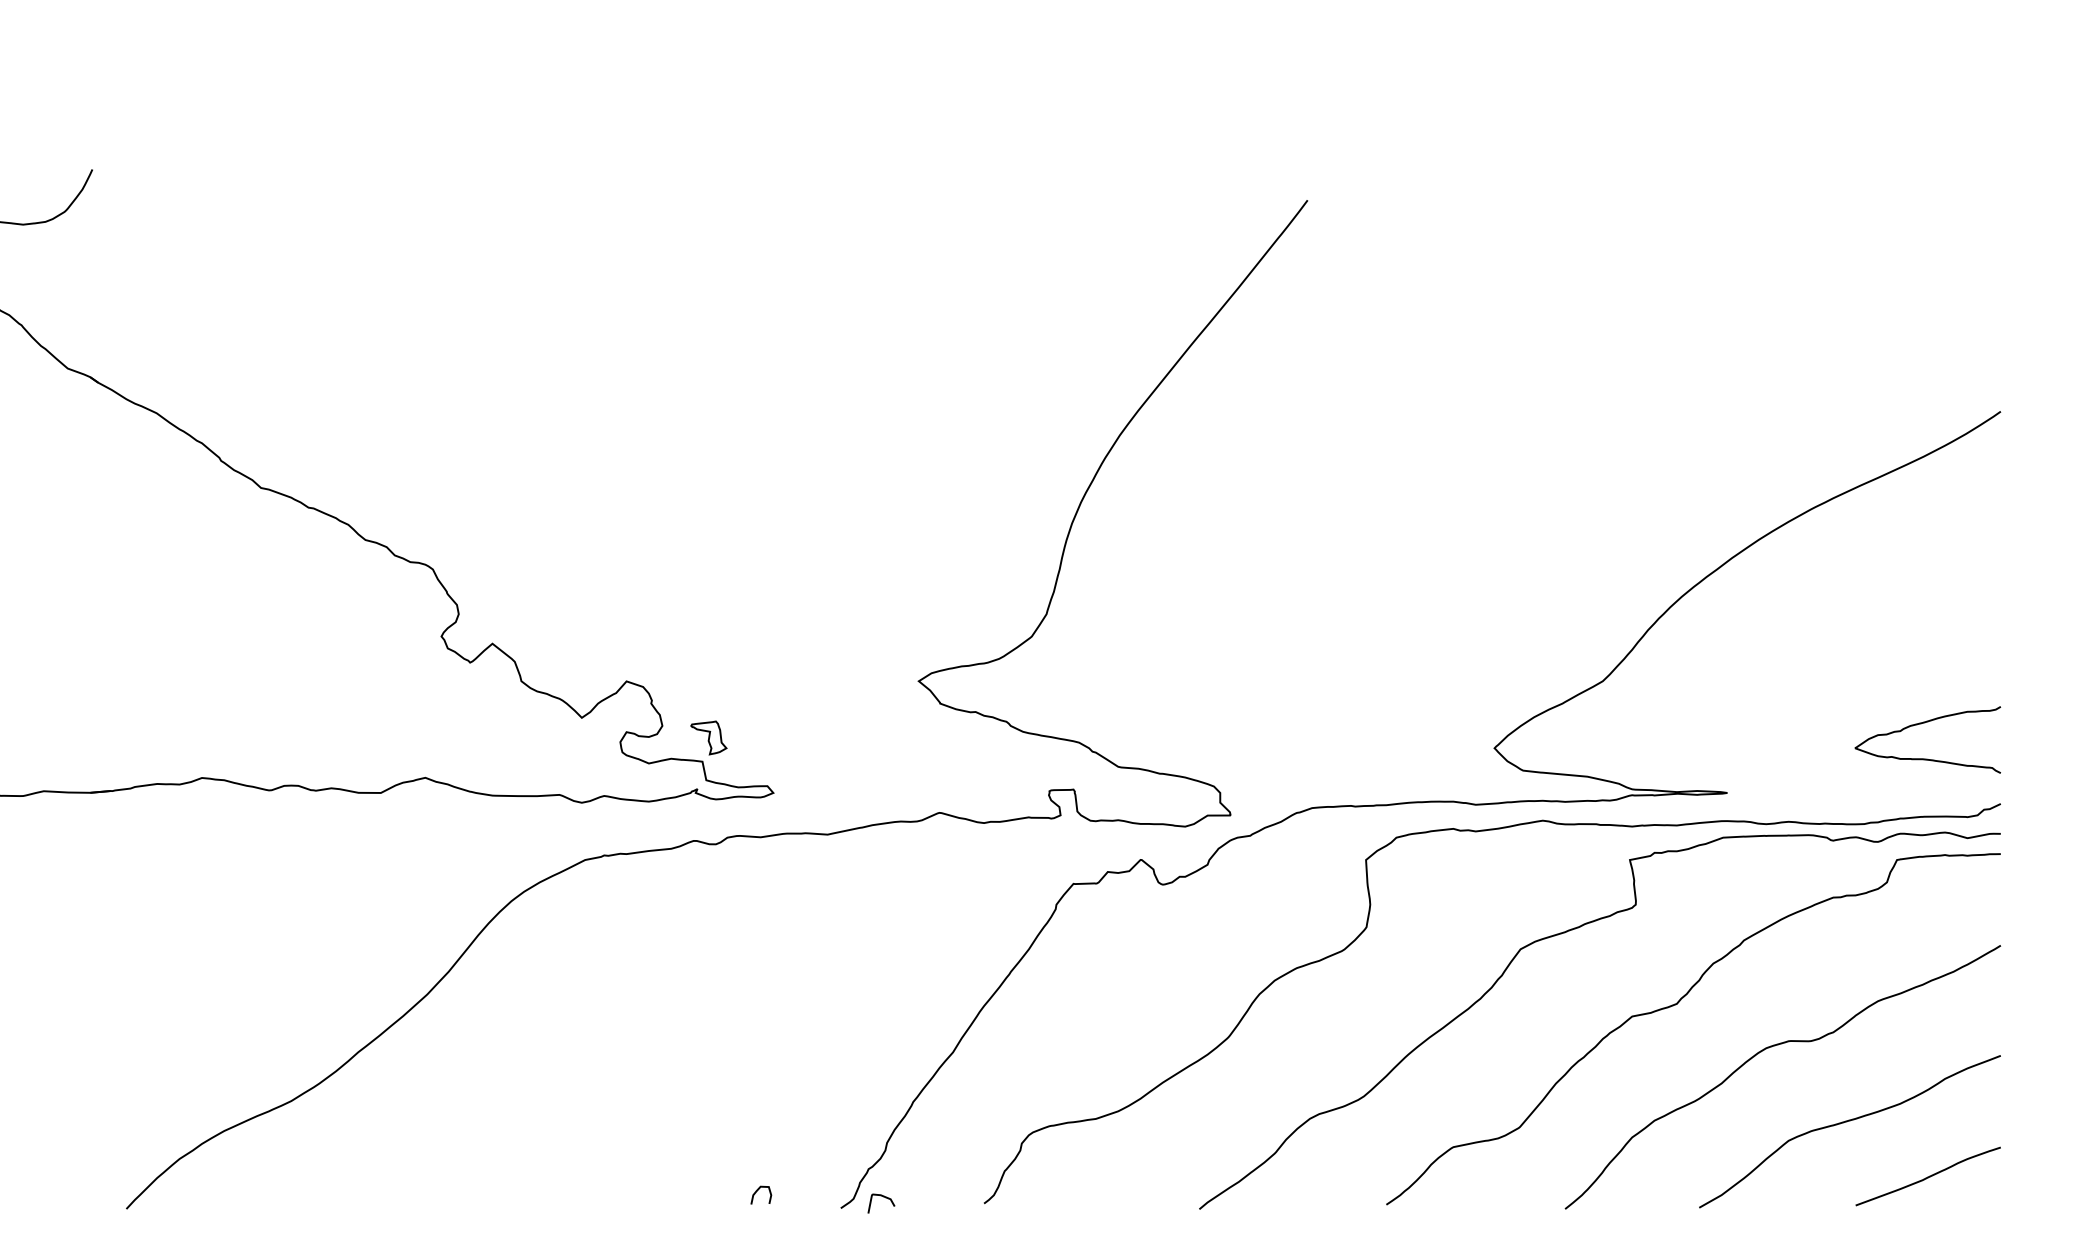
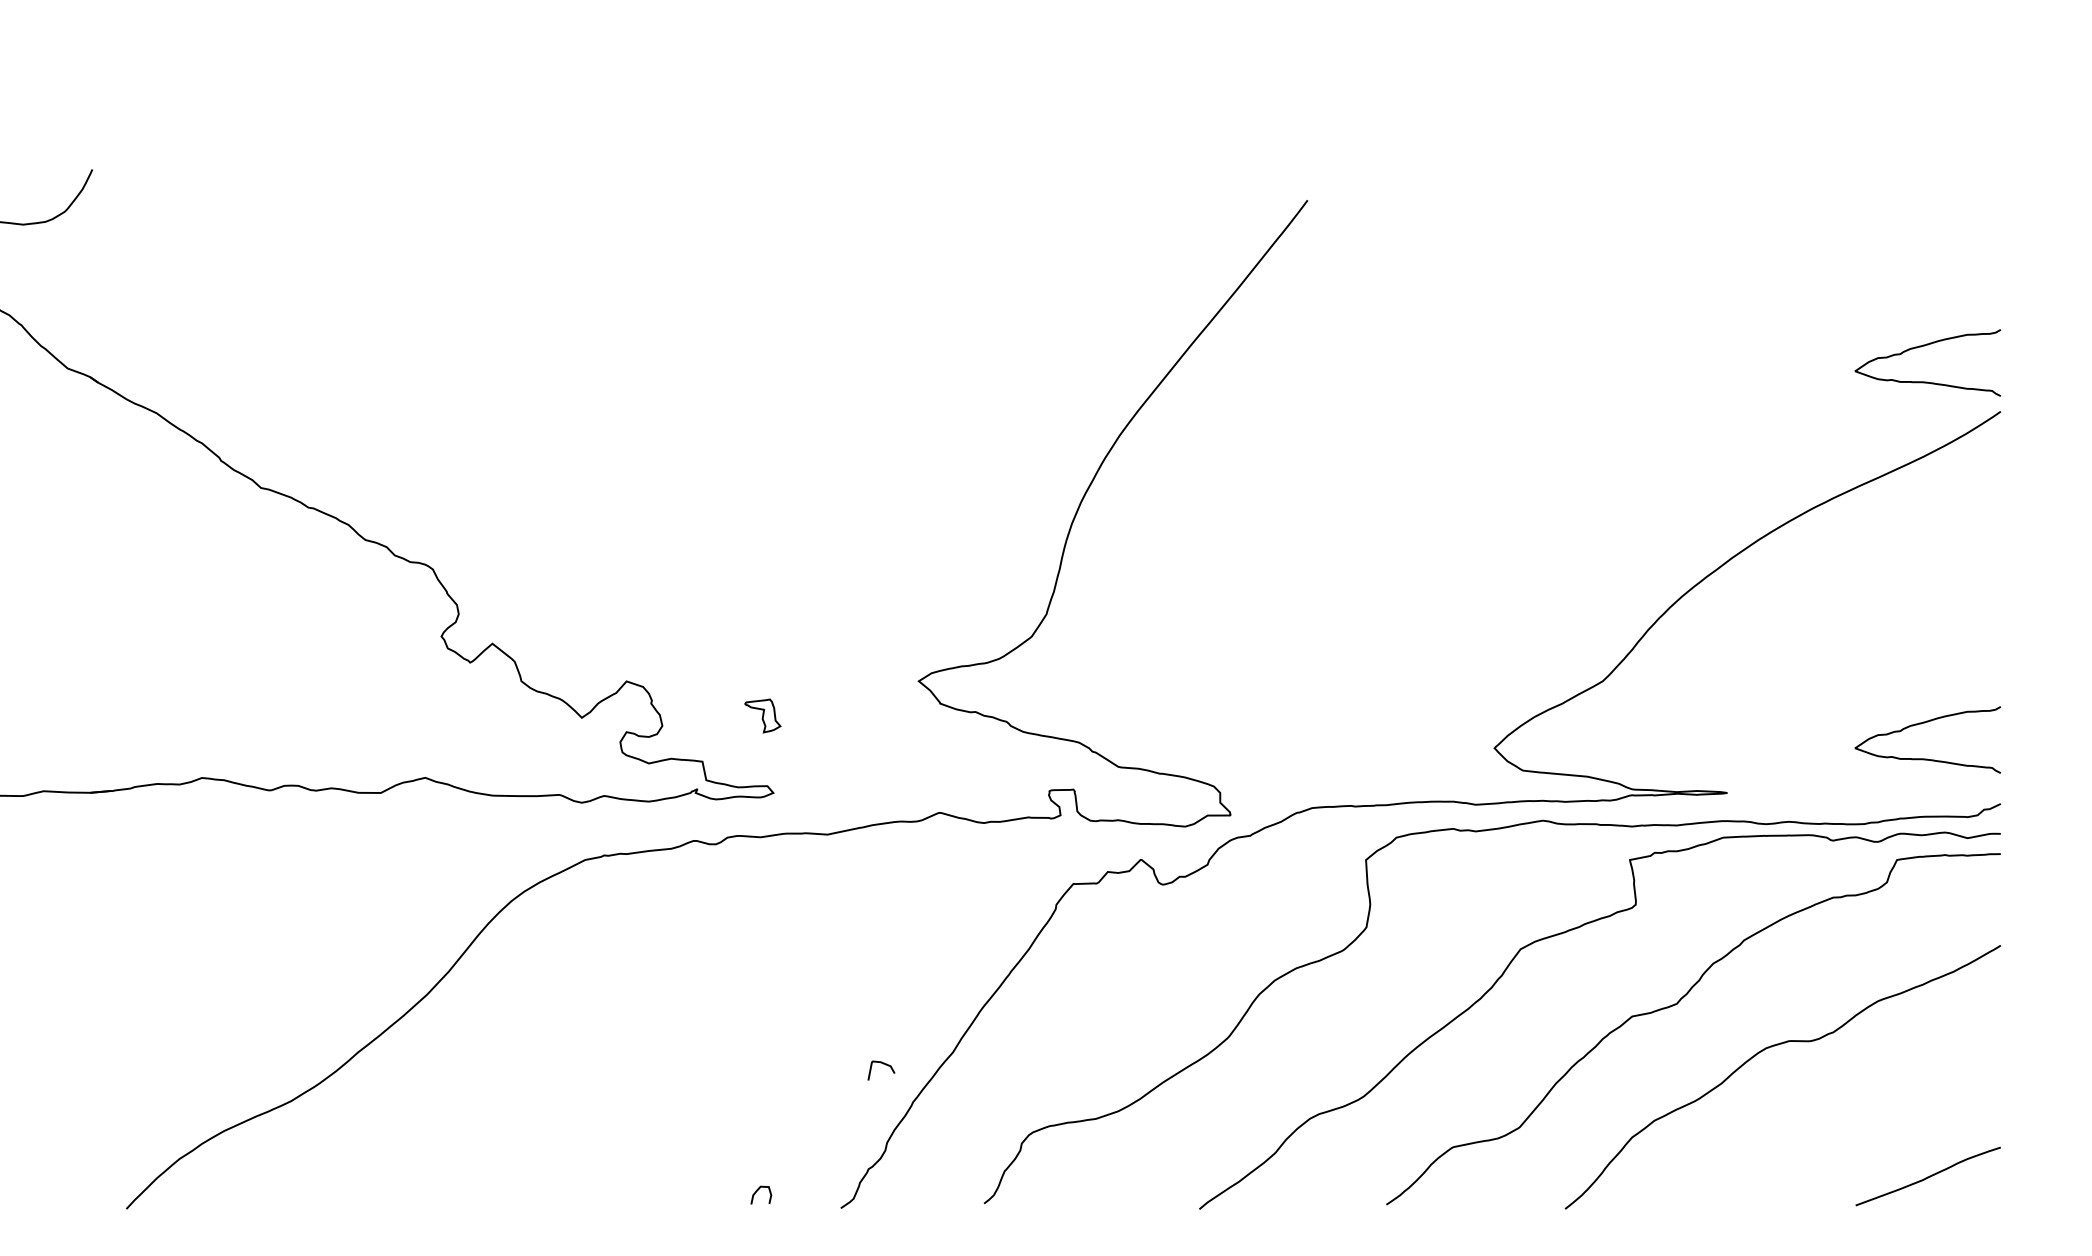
curve: none -> present (1921, 347)
part position: (708, 737) -> (762, 715) (762, 715)
curve: present -> none (1847, 1122)
curve position: (883, 1197) -> (883, 1064) (883, 1064)
